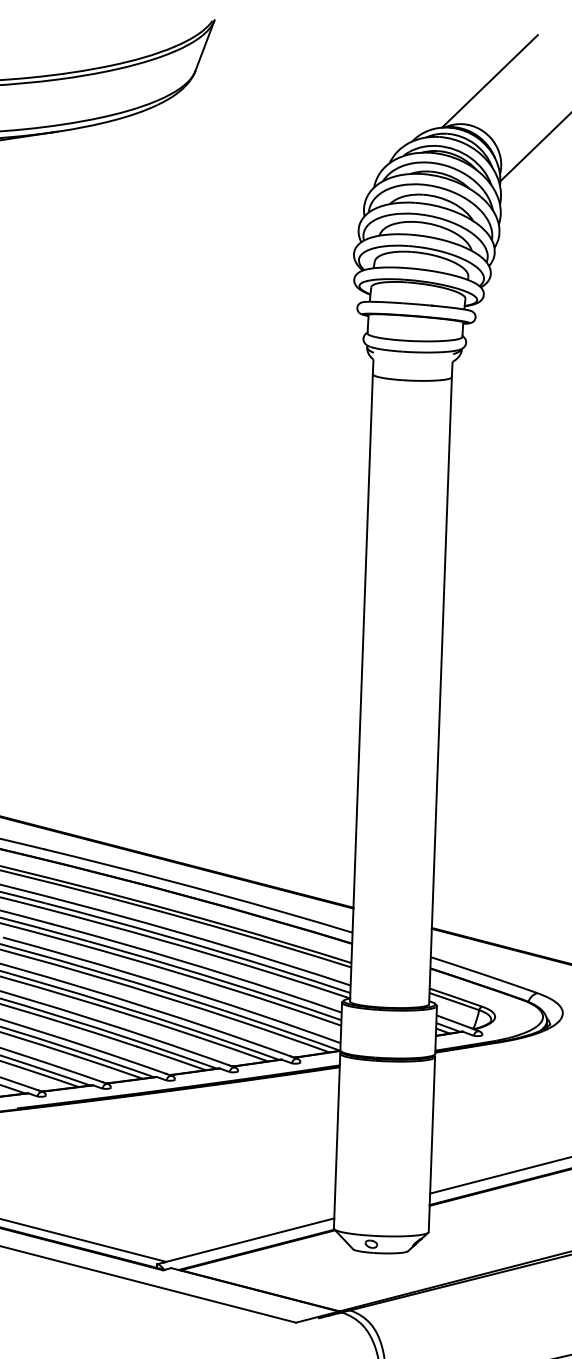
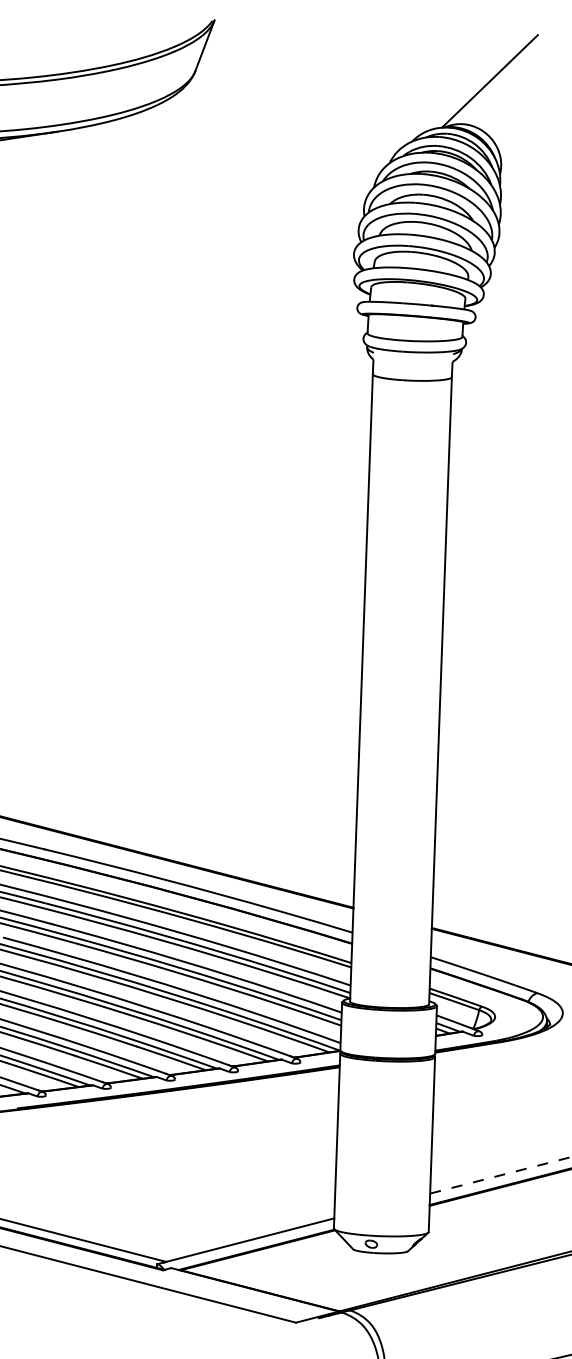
line: present -> none (534, 148)
line: solid -> dashed (500, 1175)
